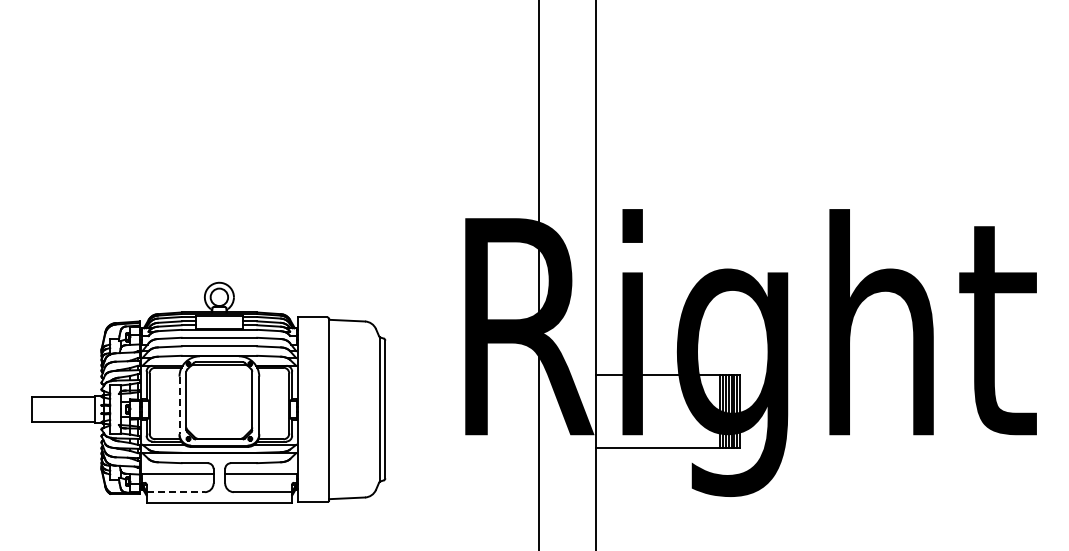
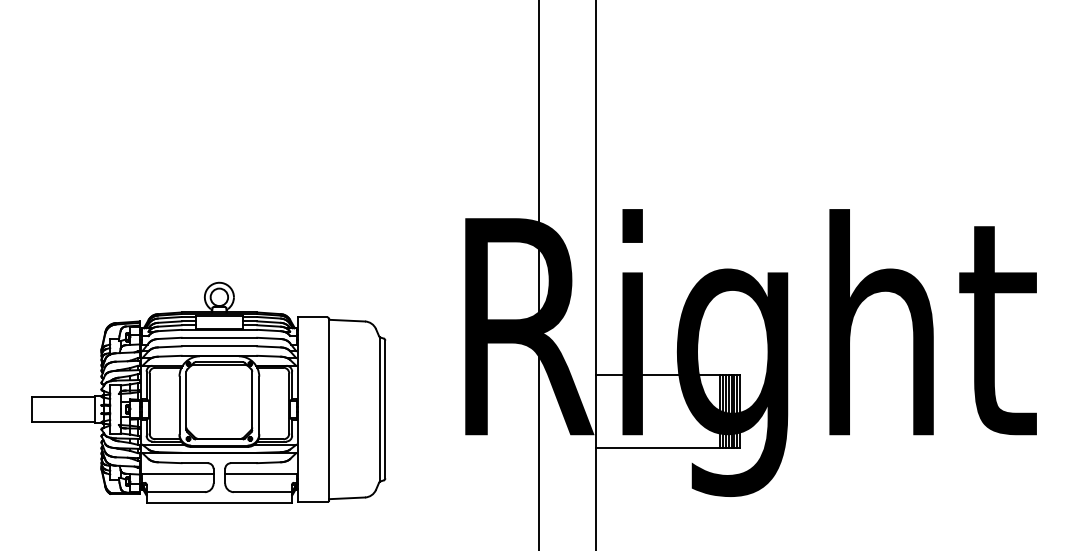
line: dashed -> solid (179, 405)
line: dashed -> solid (176, 492)
